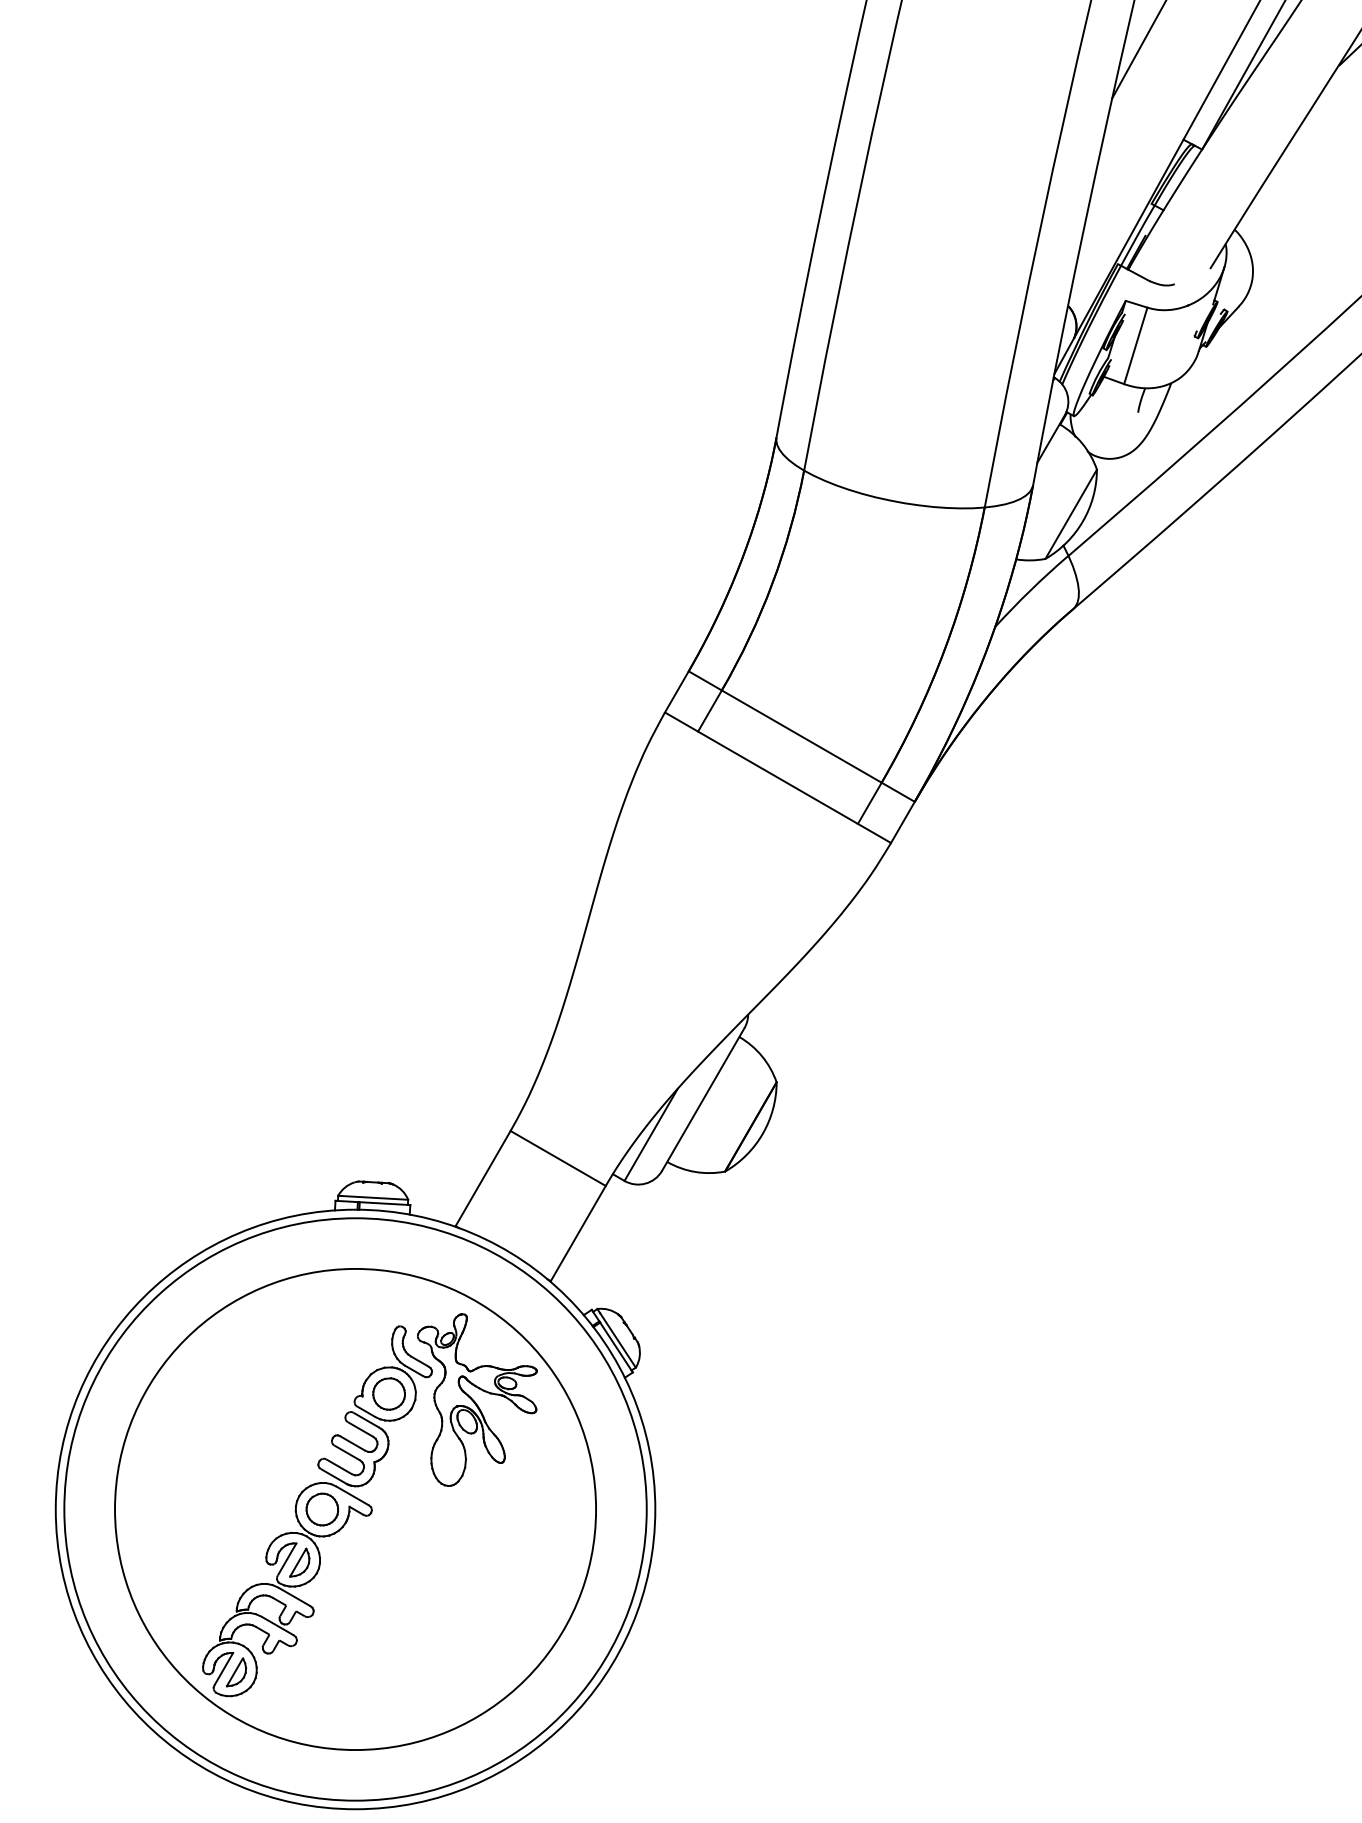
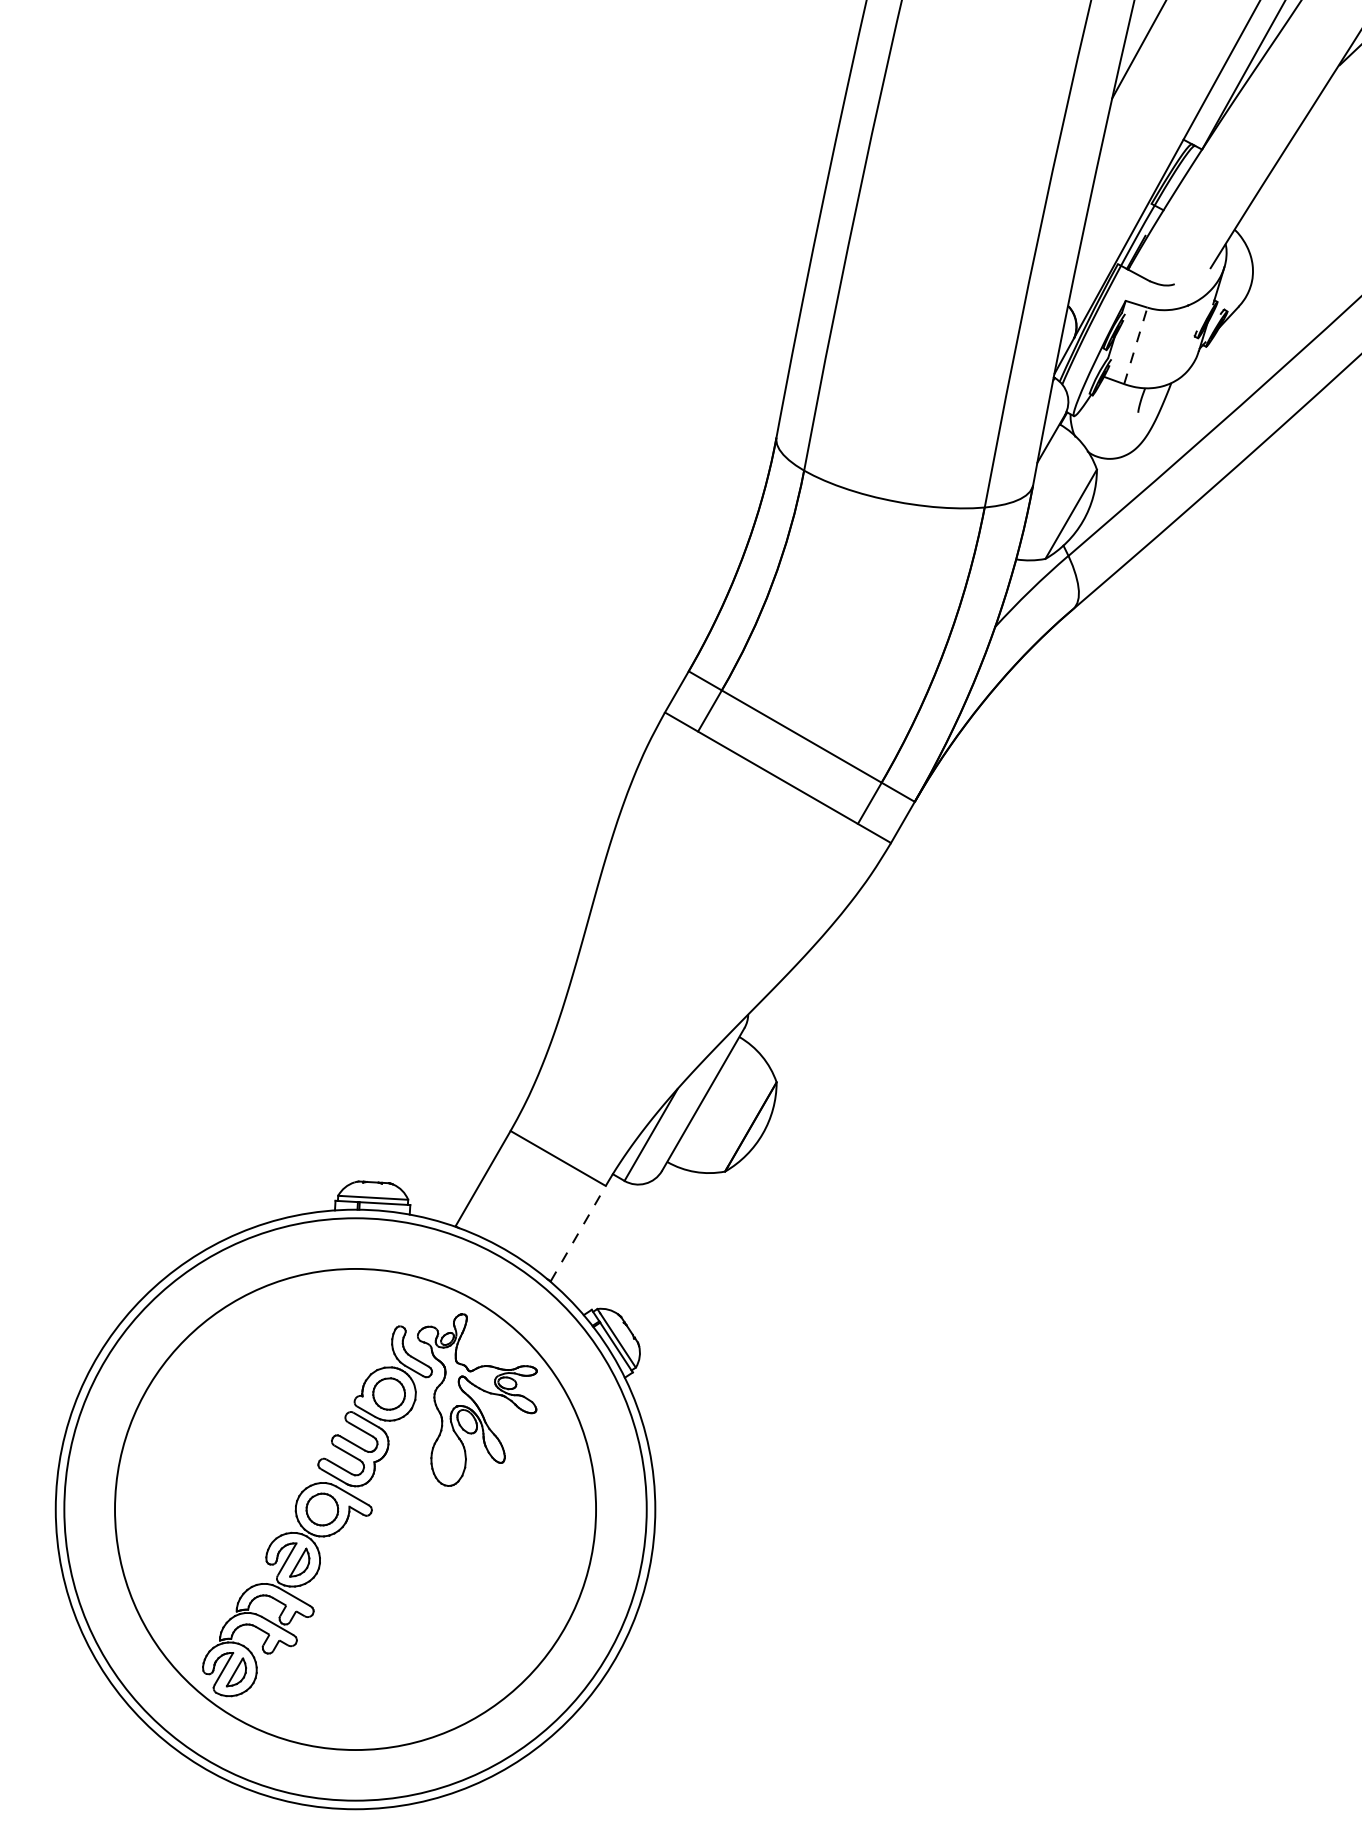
line: solid -> dashed (1135, 345)
line: solid -> dashed (578, 1233)
